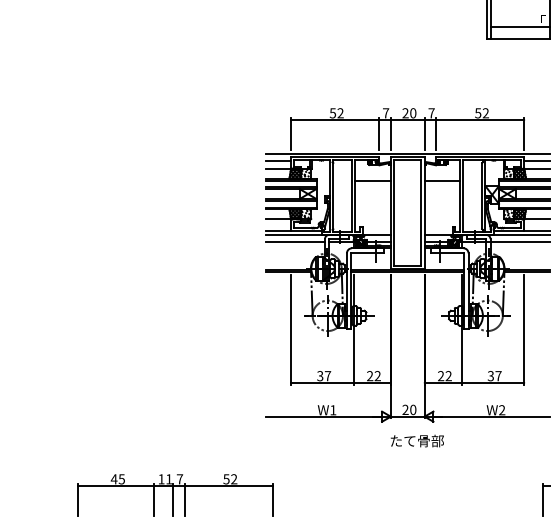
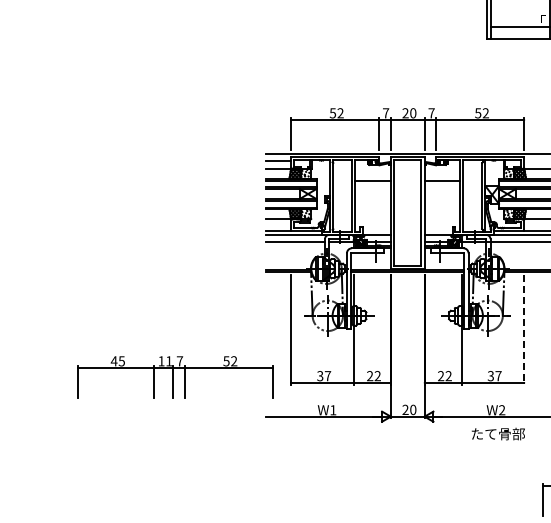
line: present -> none (535, 160)
line: solid -> dashed (524, 330)
text position: (416, 440) -> (497, 433) (497, 433)
part position: (175, 495) -> (175, 377) (175, 377)
